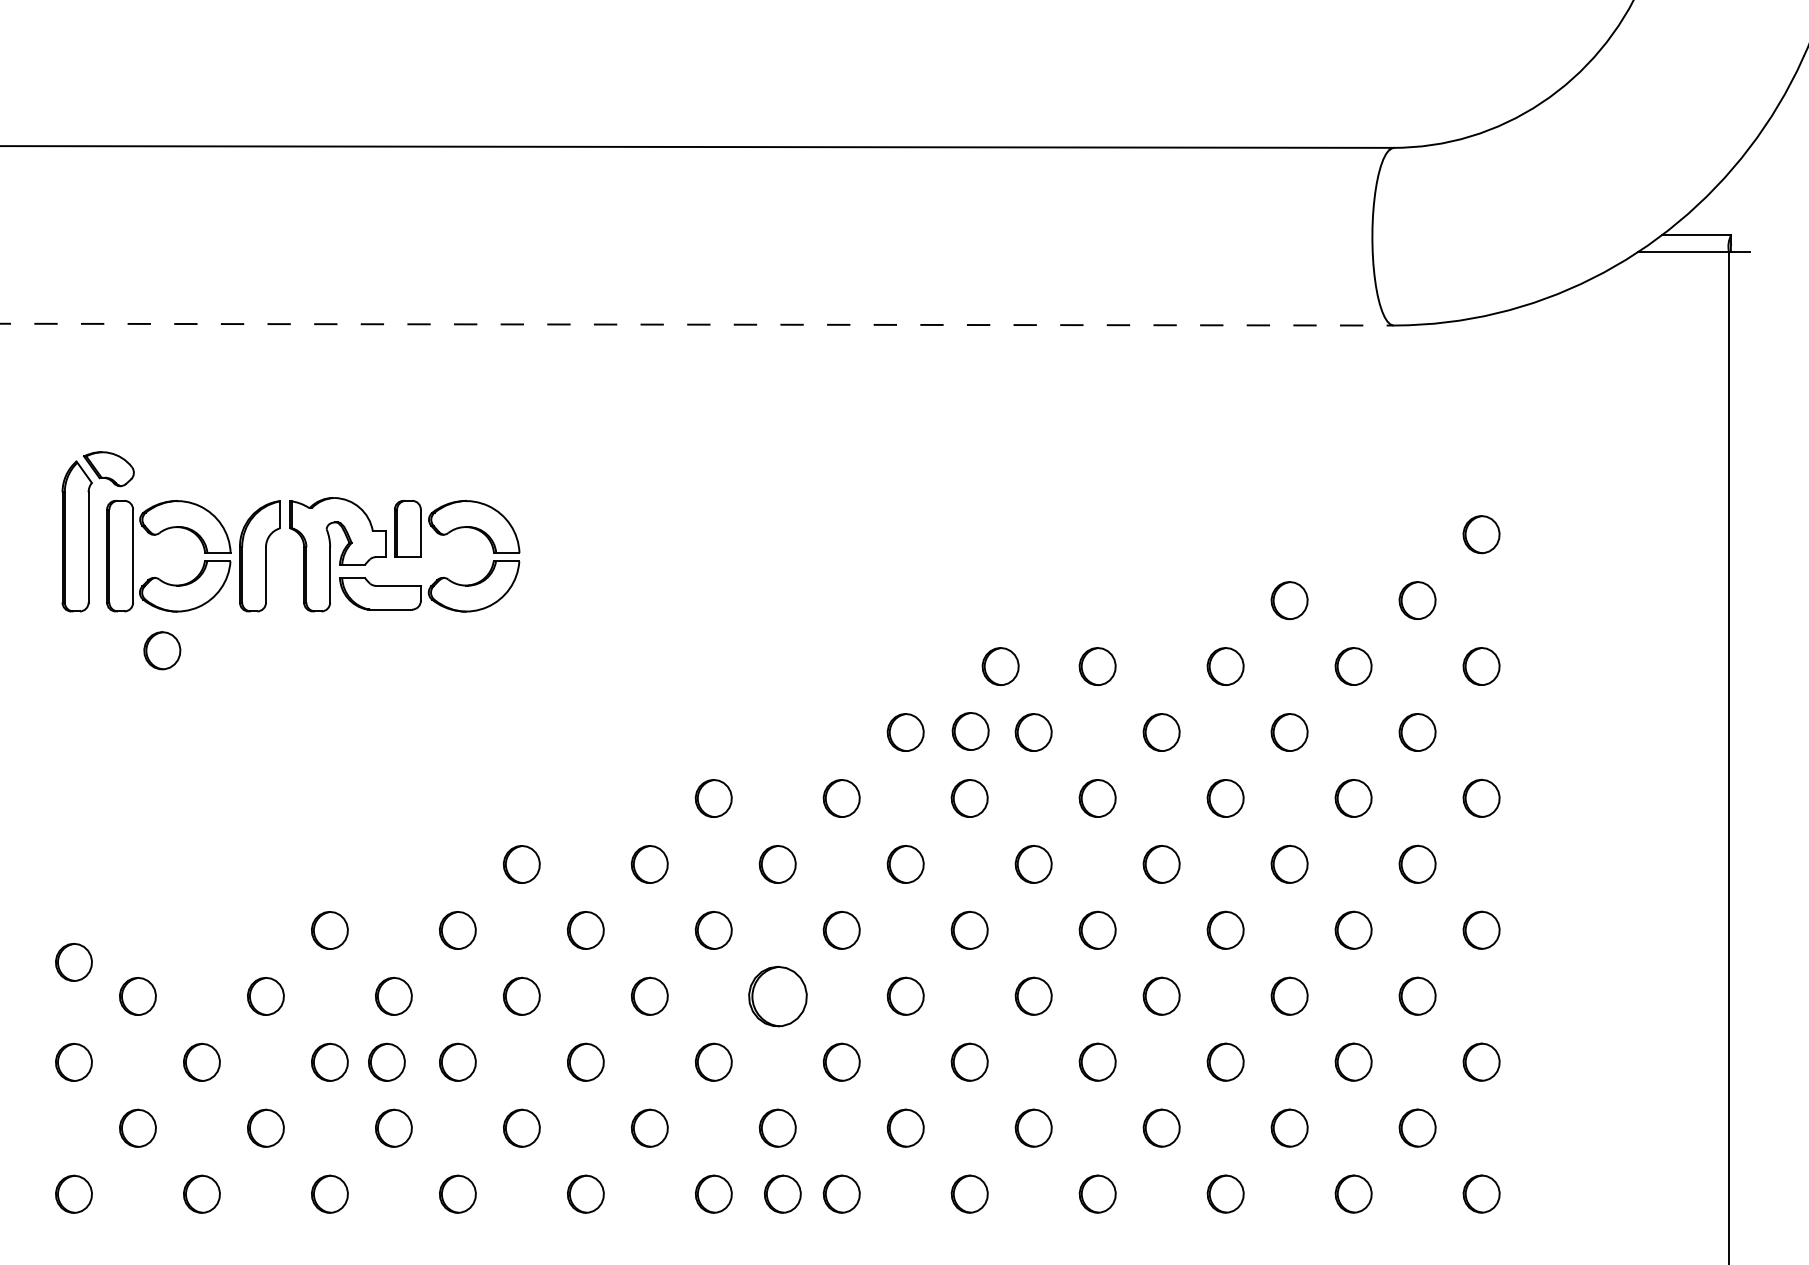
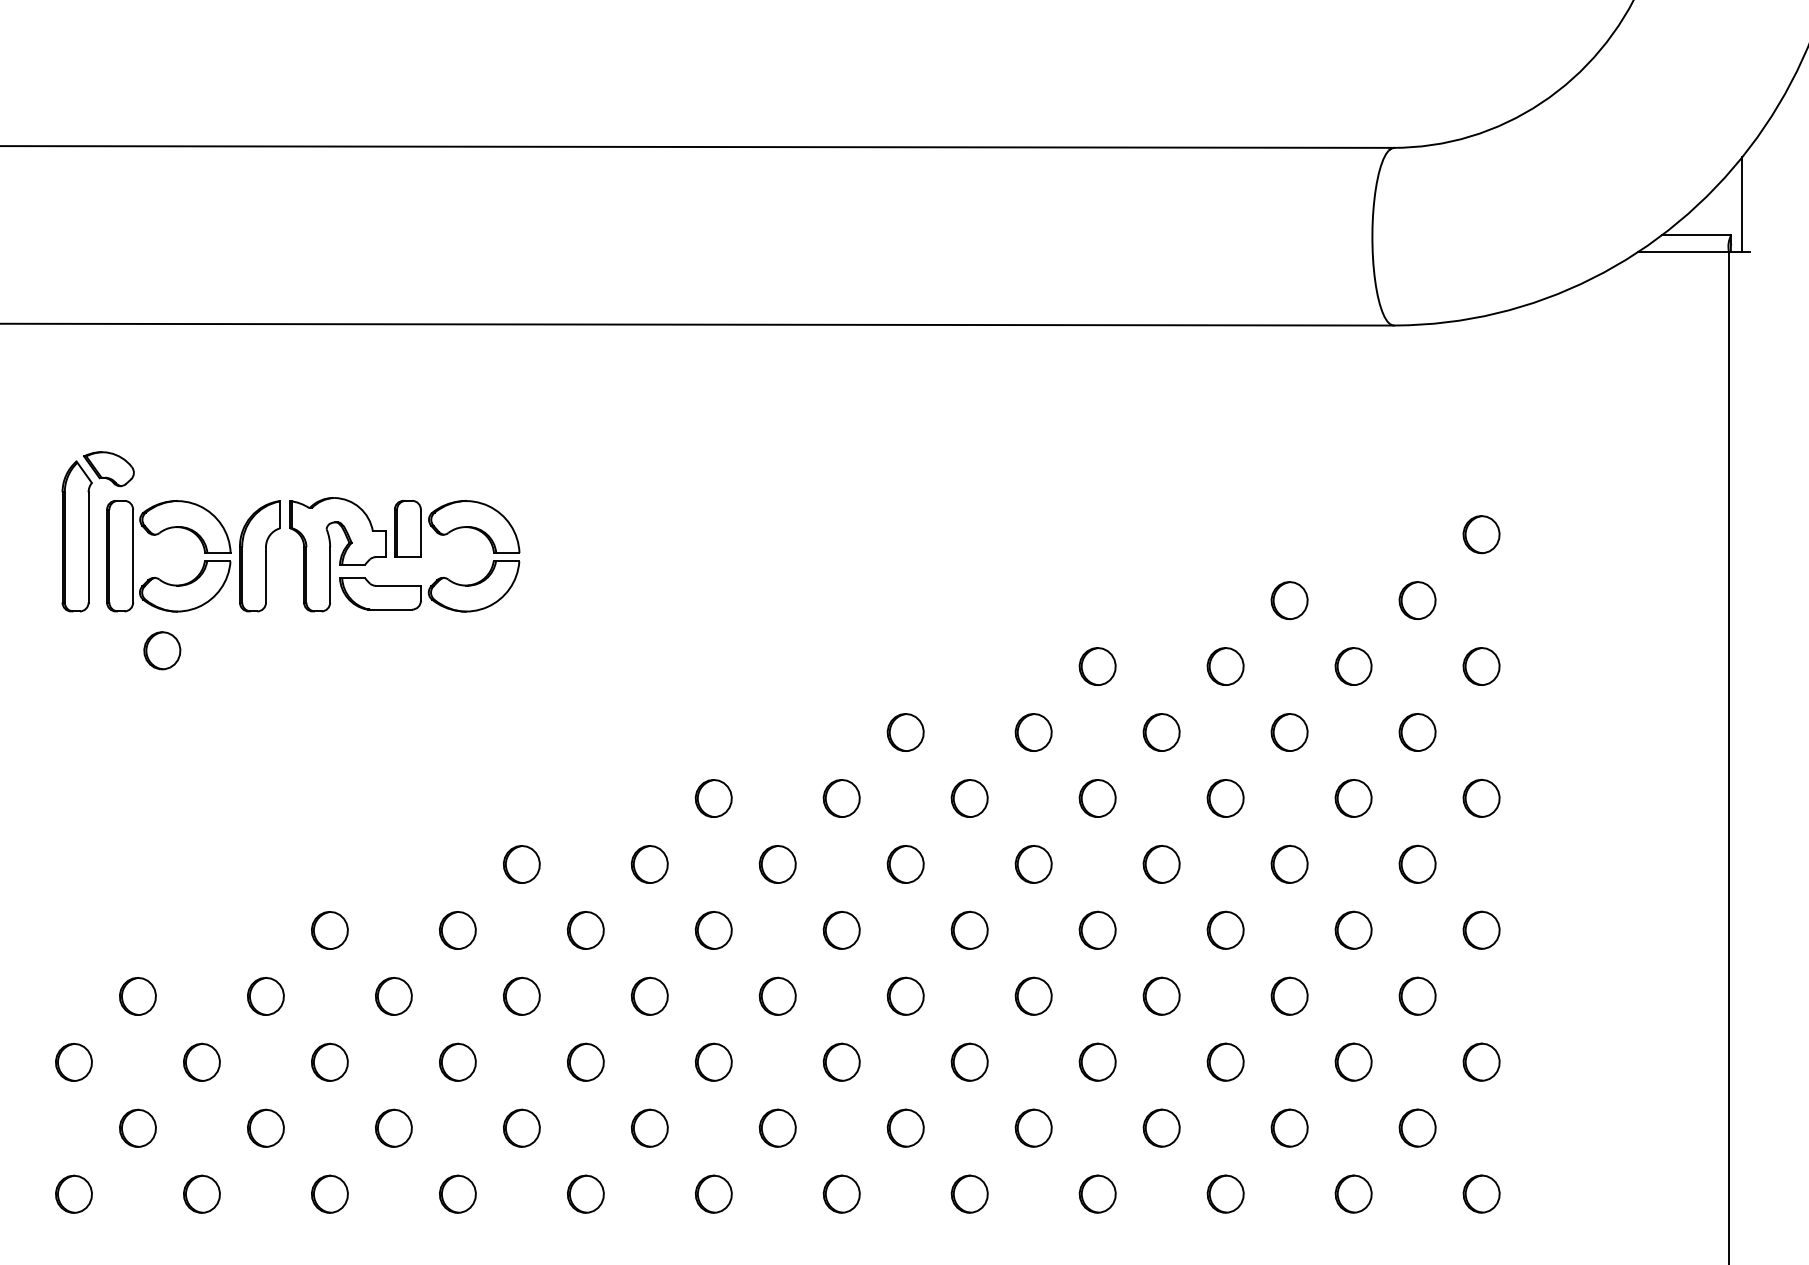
line: none -> present (1742, 204)
line: dashed -> solid (697, 324)
part: present -> none (1000, 666)
part: present -> none (970, 731)
part: present -> none (73, 961)
part size: 60x62 px -> 39x40 px (777, 995)
part: present -> none (386, 1061)
part: present -> none (782, 1193)
